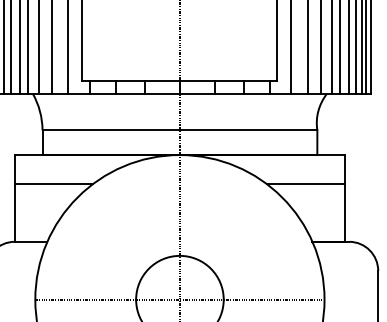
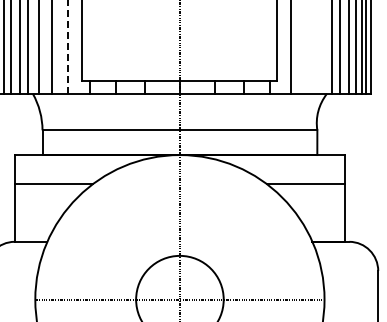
line: solid -> dashed (68, 46)
line: present -> none (307, 47)
line: present -> none (321, 47)
